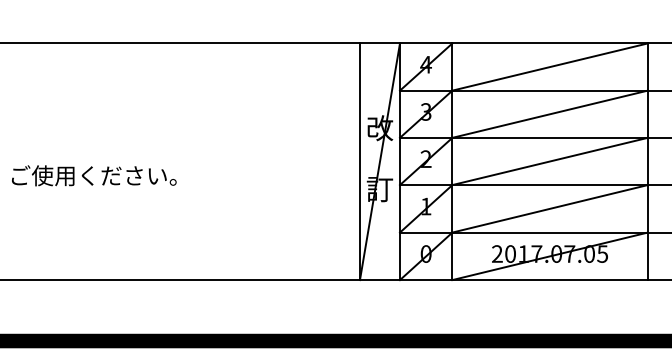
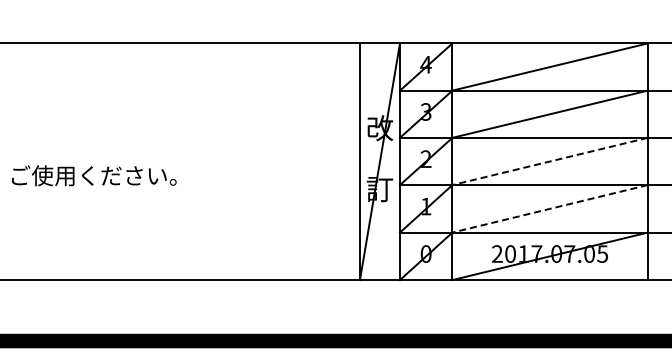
line: solid -> dashed (550, 161)
line: solid -> dashed (550, 208)
